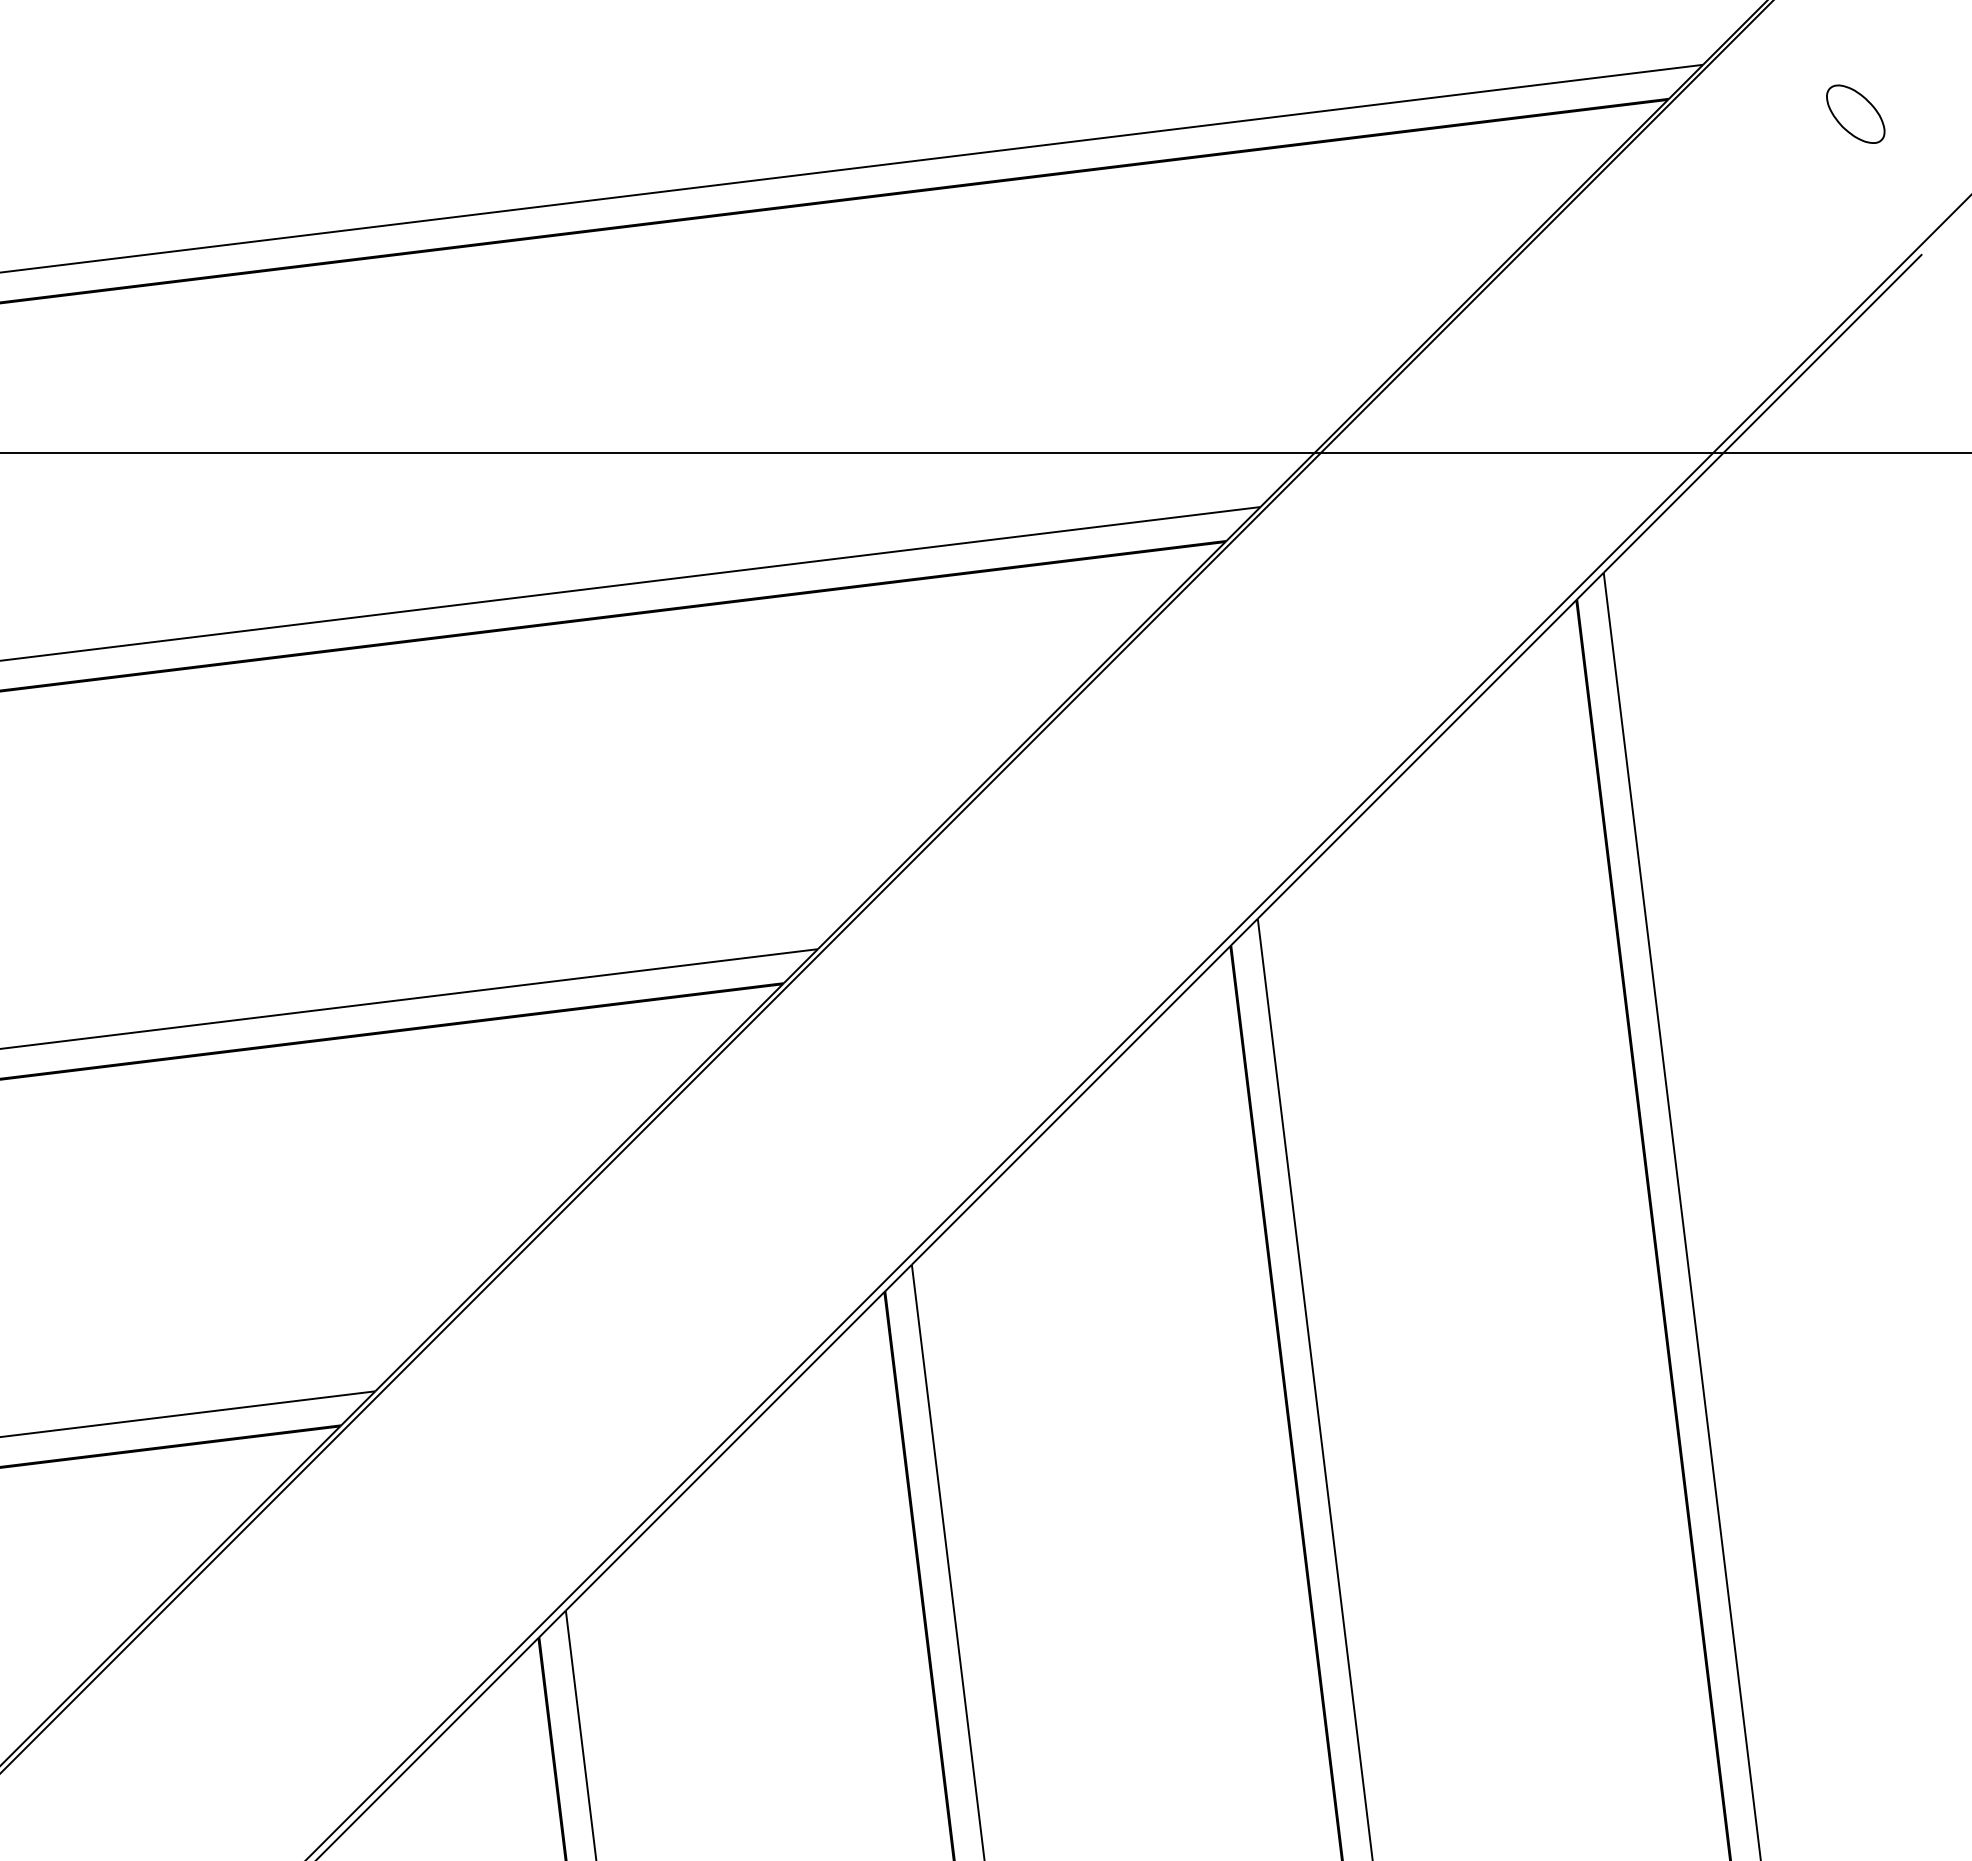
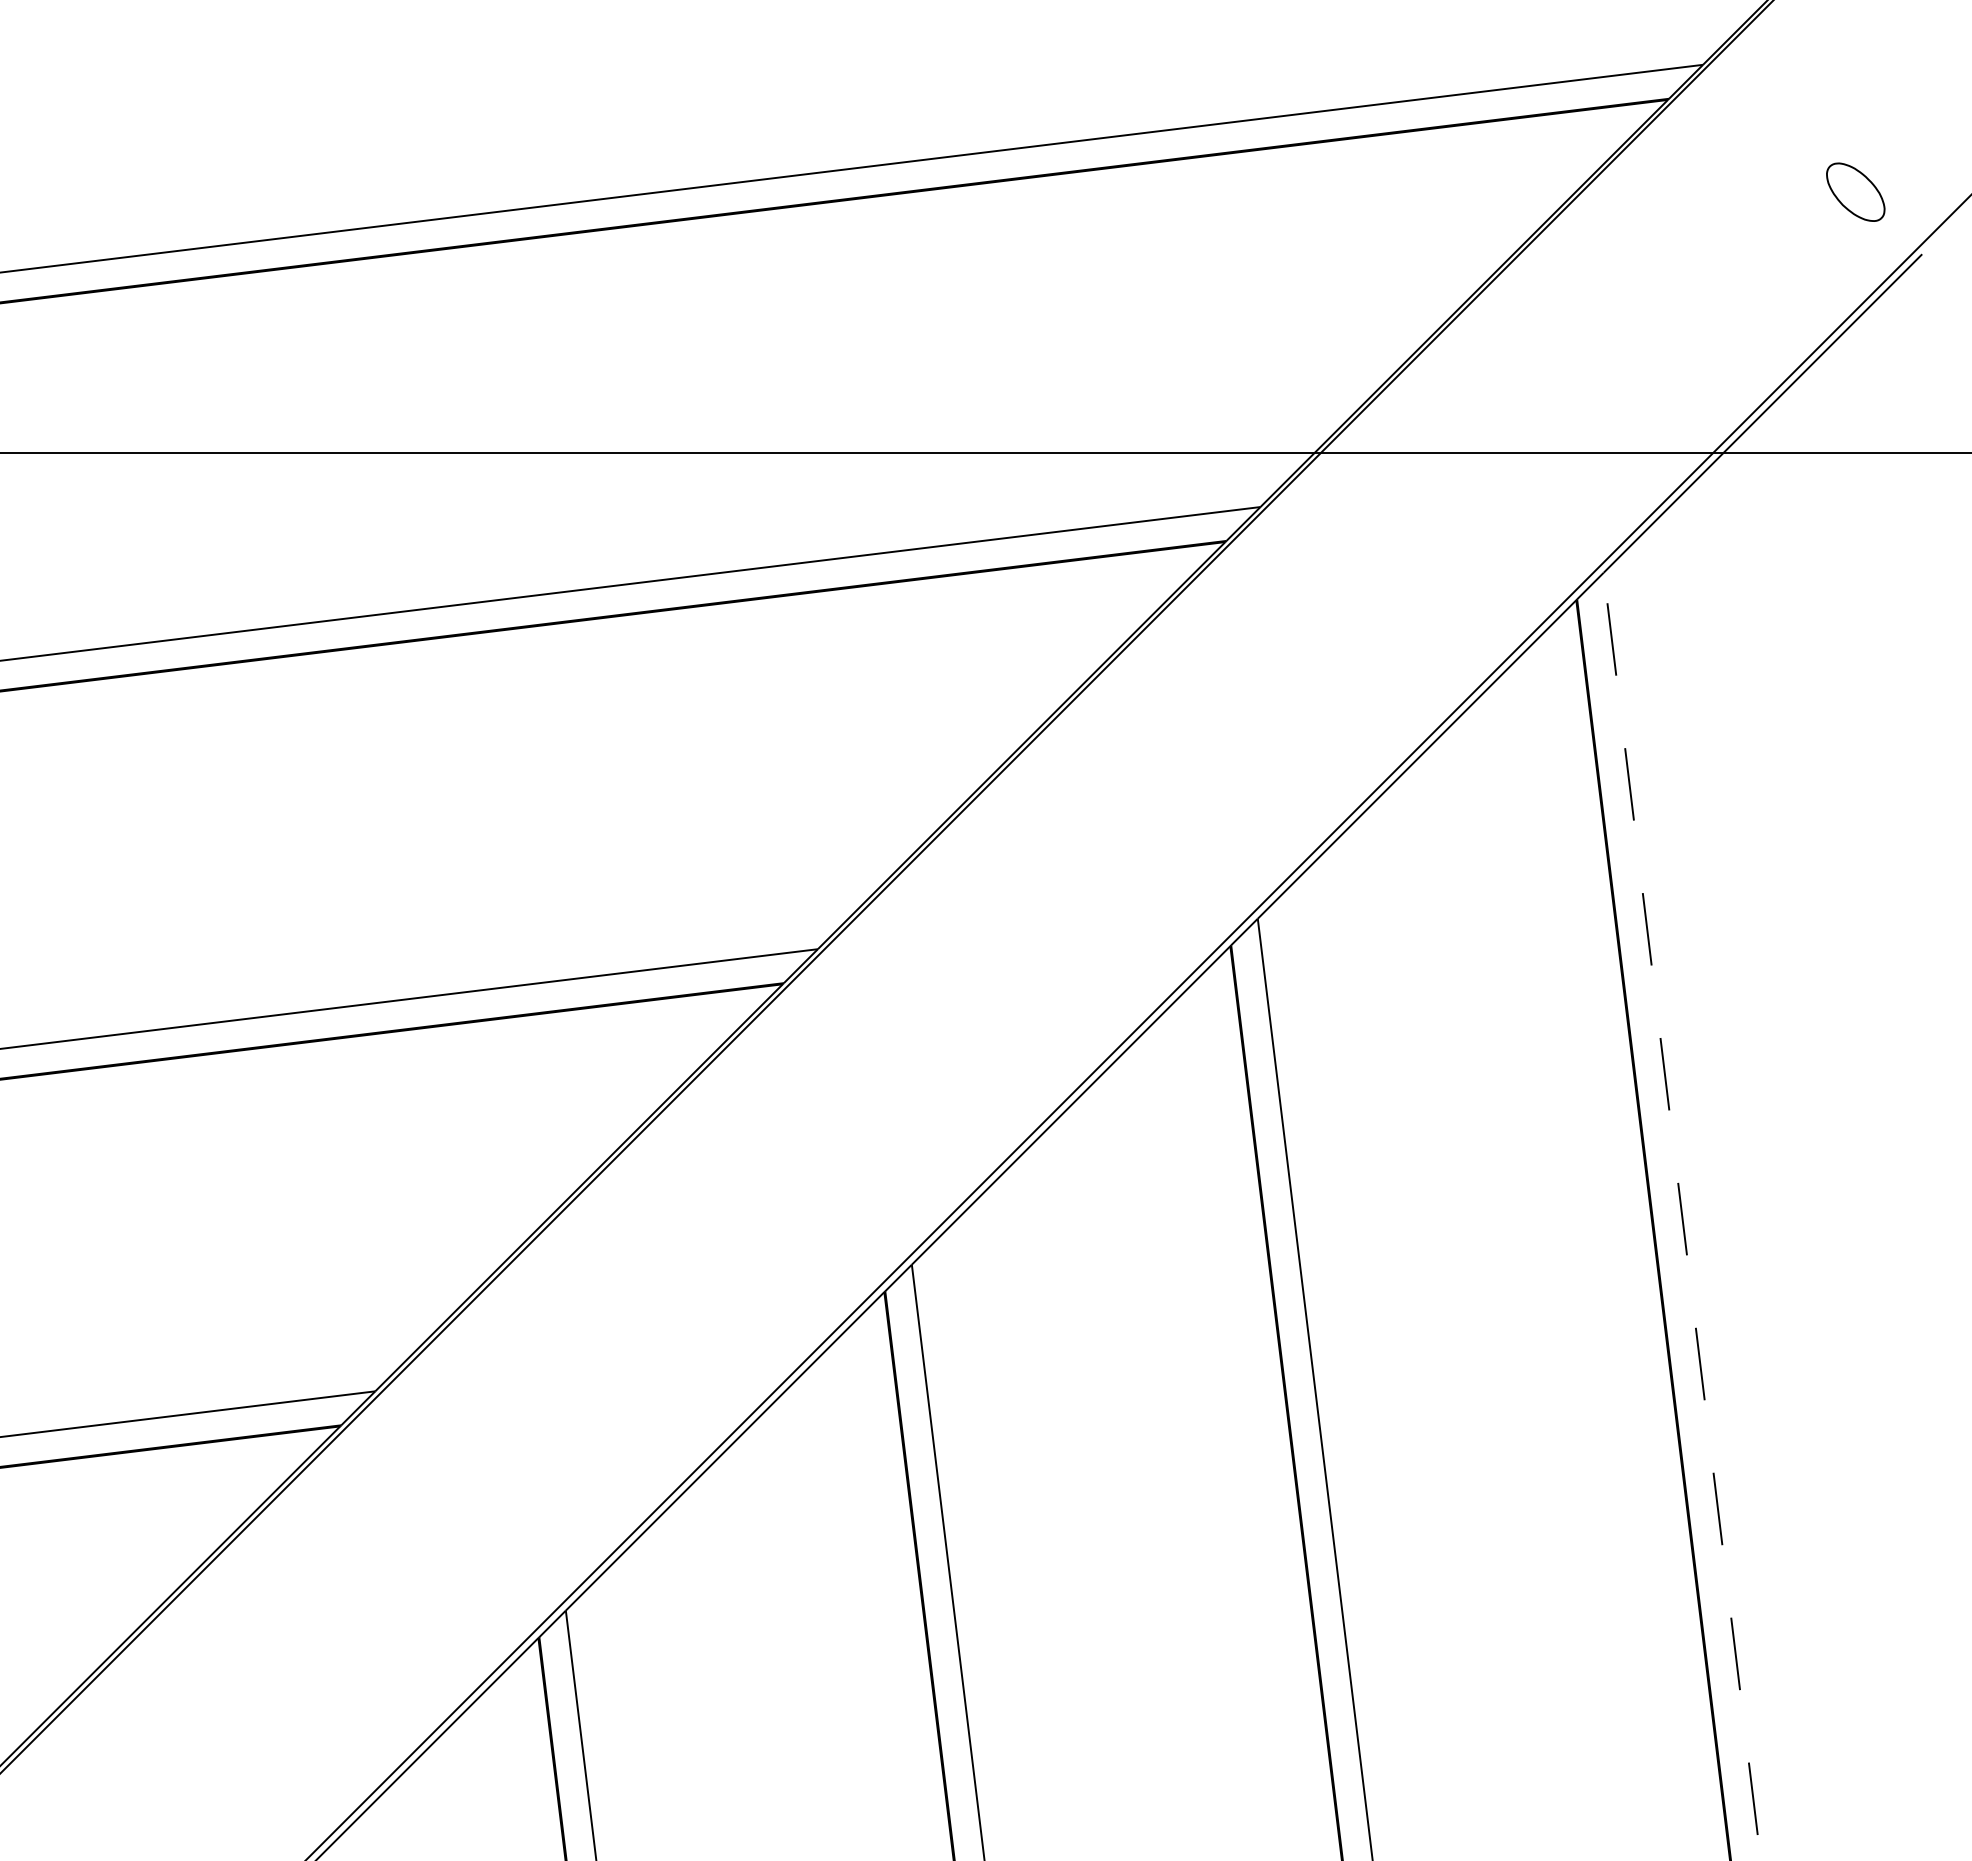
part position: (1855, 113) -> (1855, 191) (1855, 191)
line: solid -> dashed (1682, 1215)
